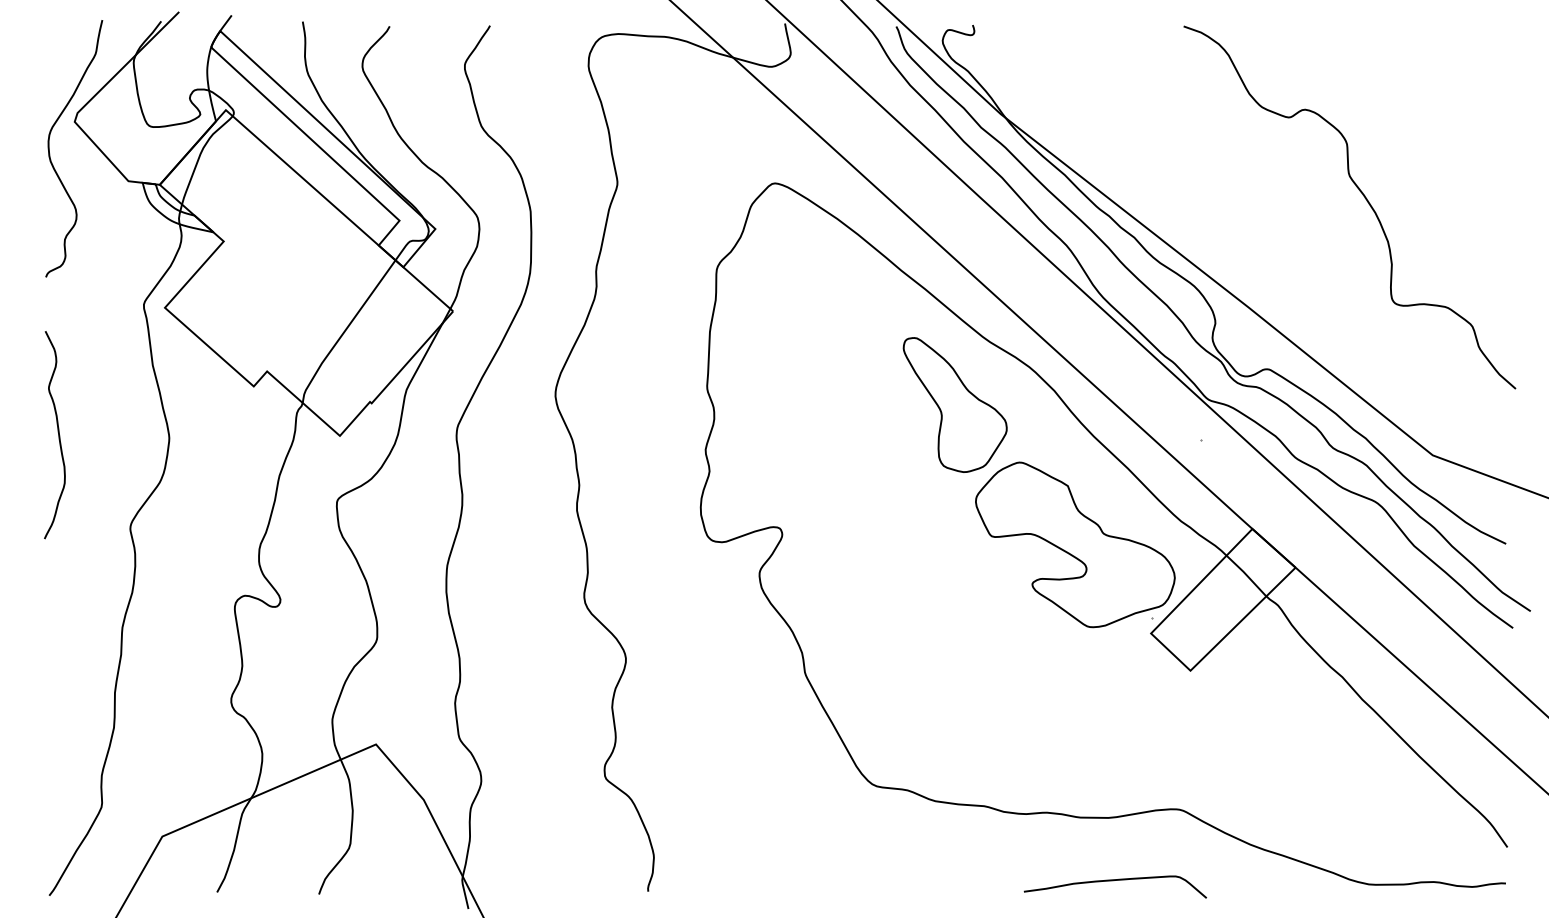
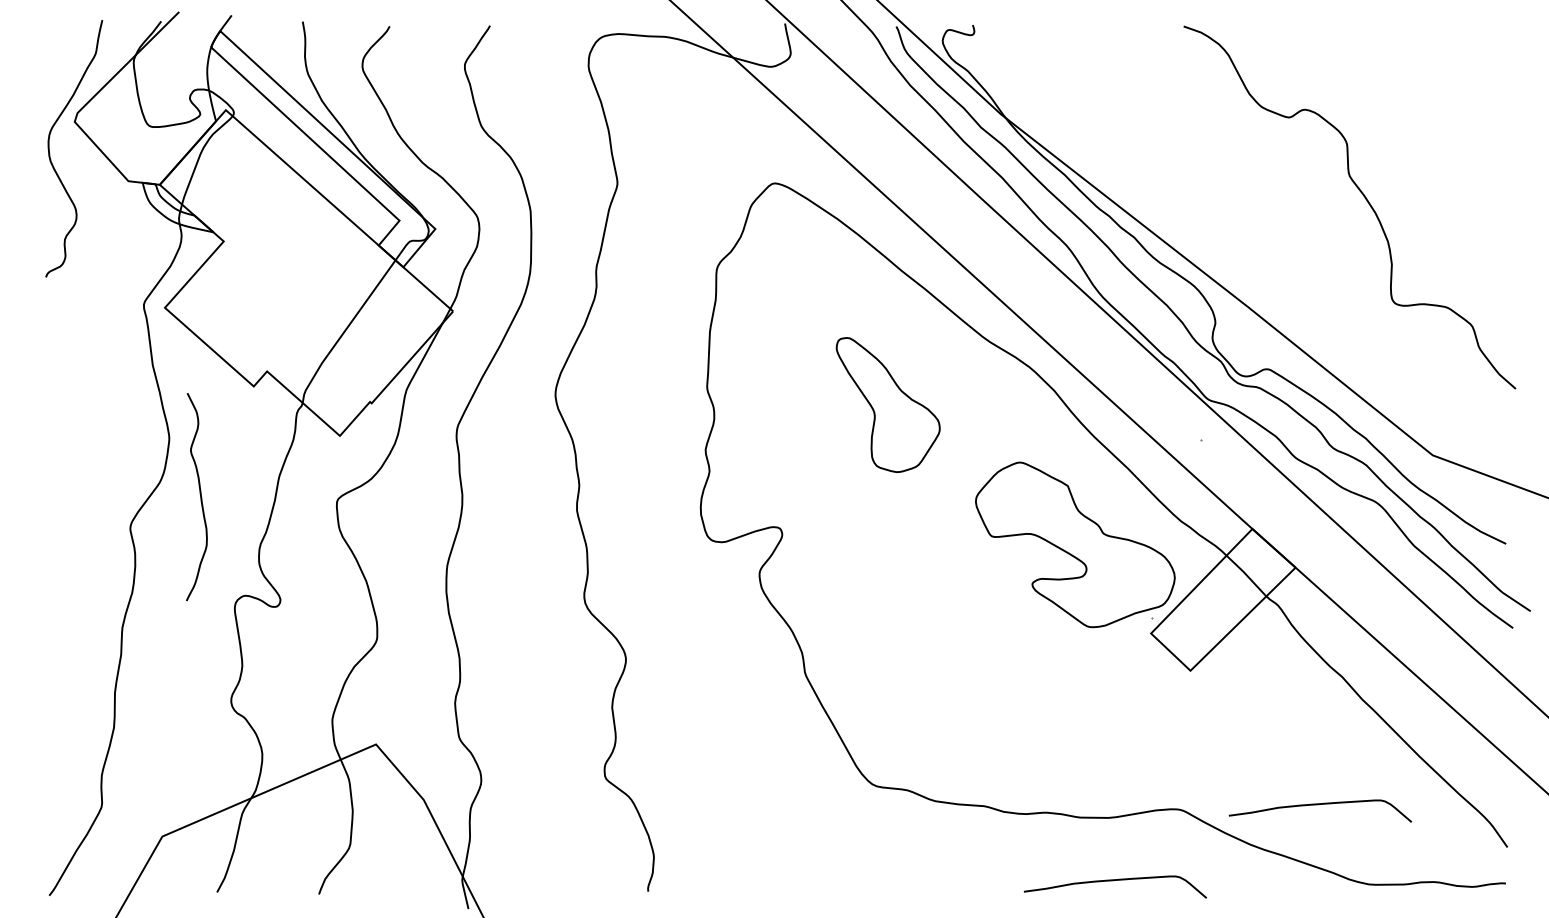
part position: (954, 404) -> (887, 404) (887, 404)
curve position: (58, 435) -> (200, 497) (200, 497)
curve: none -> present (1318, 805)
